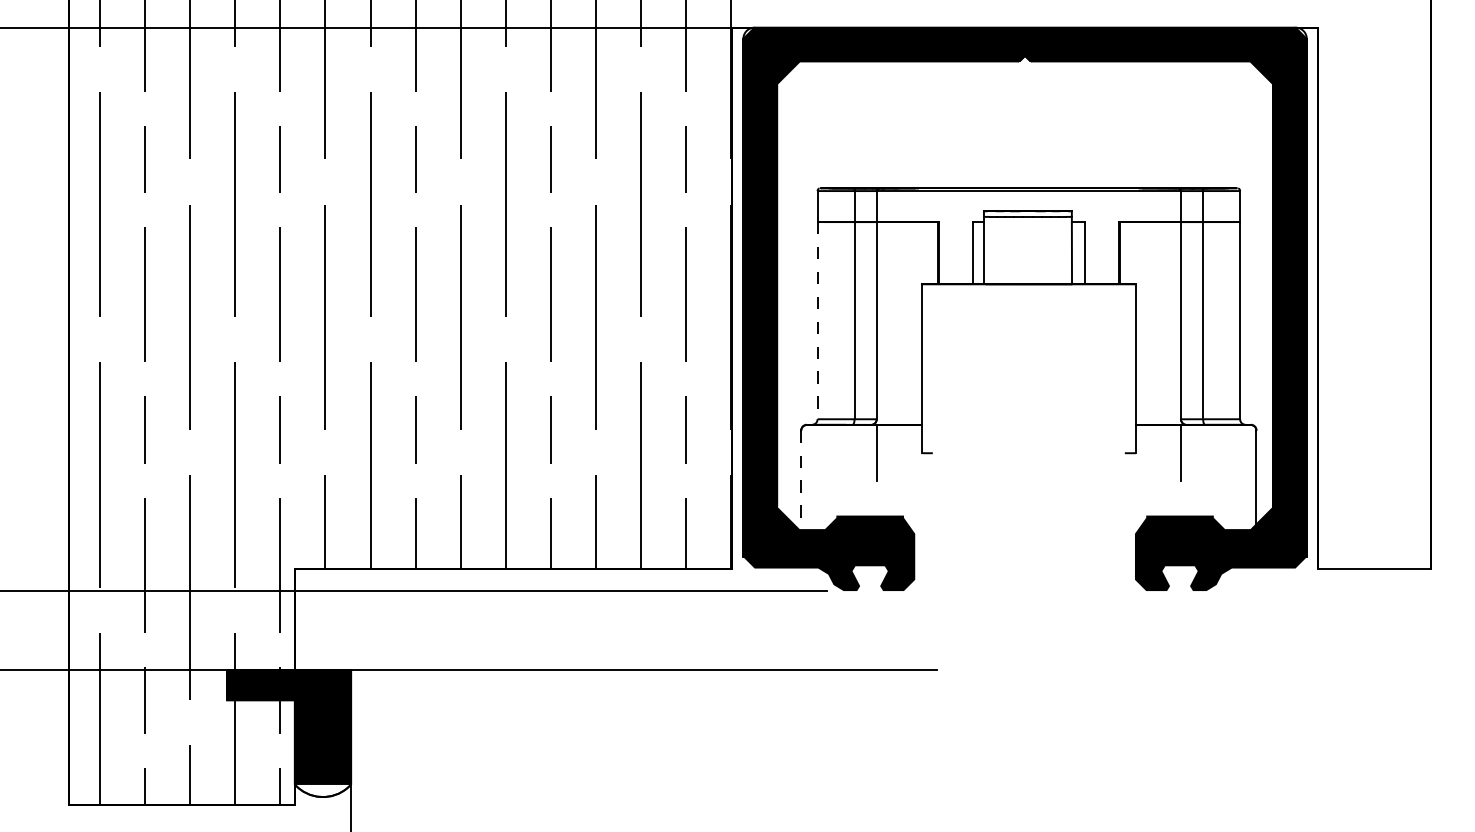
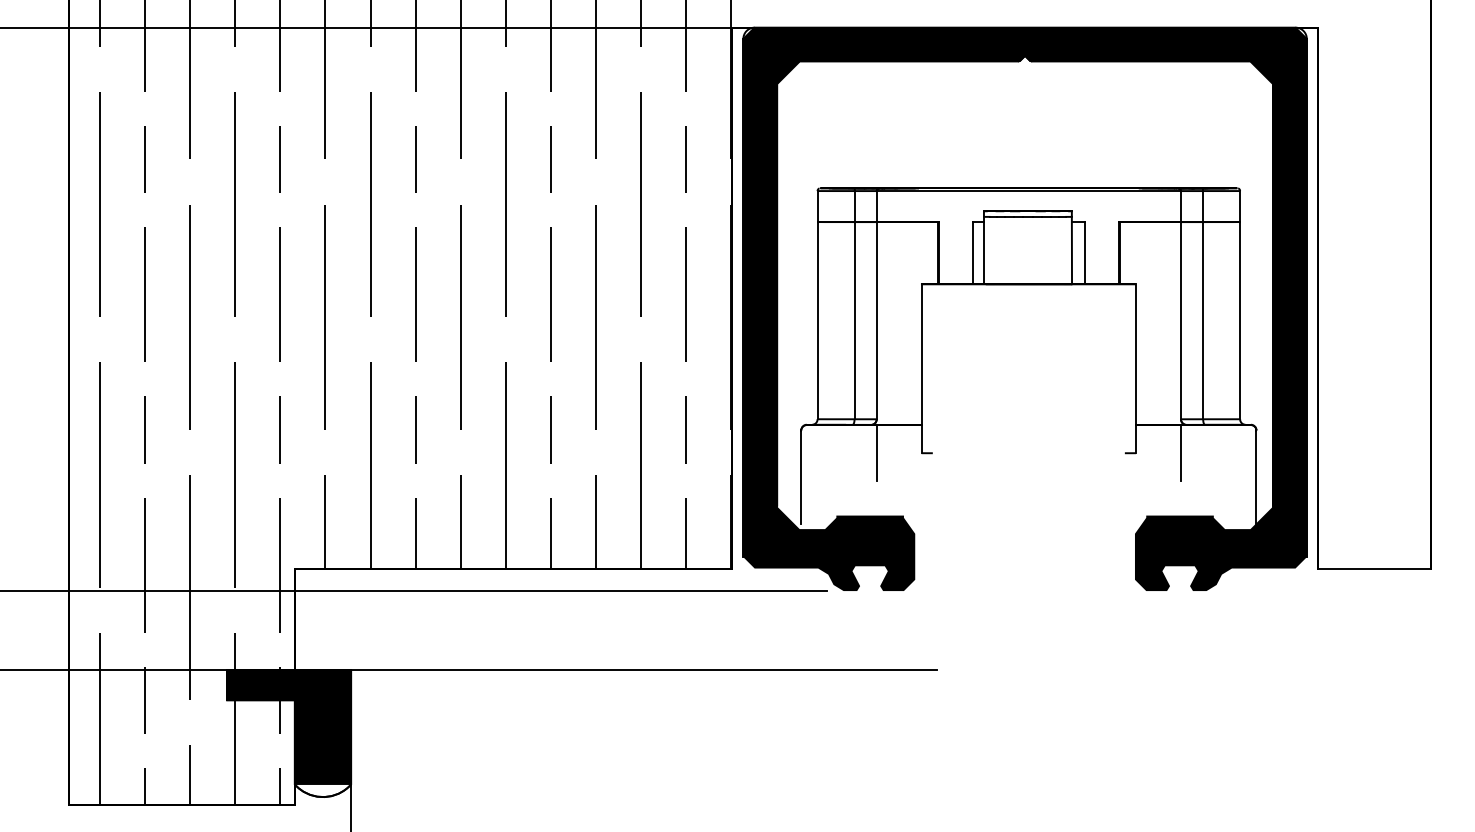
line: dashed -> solid (817, 320)
line: dashed -> solid (801, 477)
